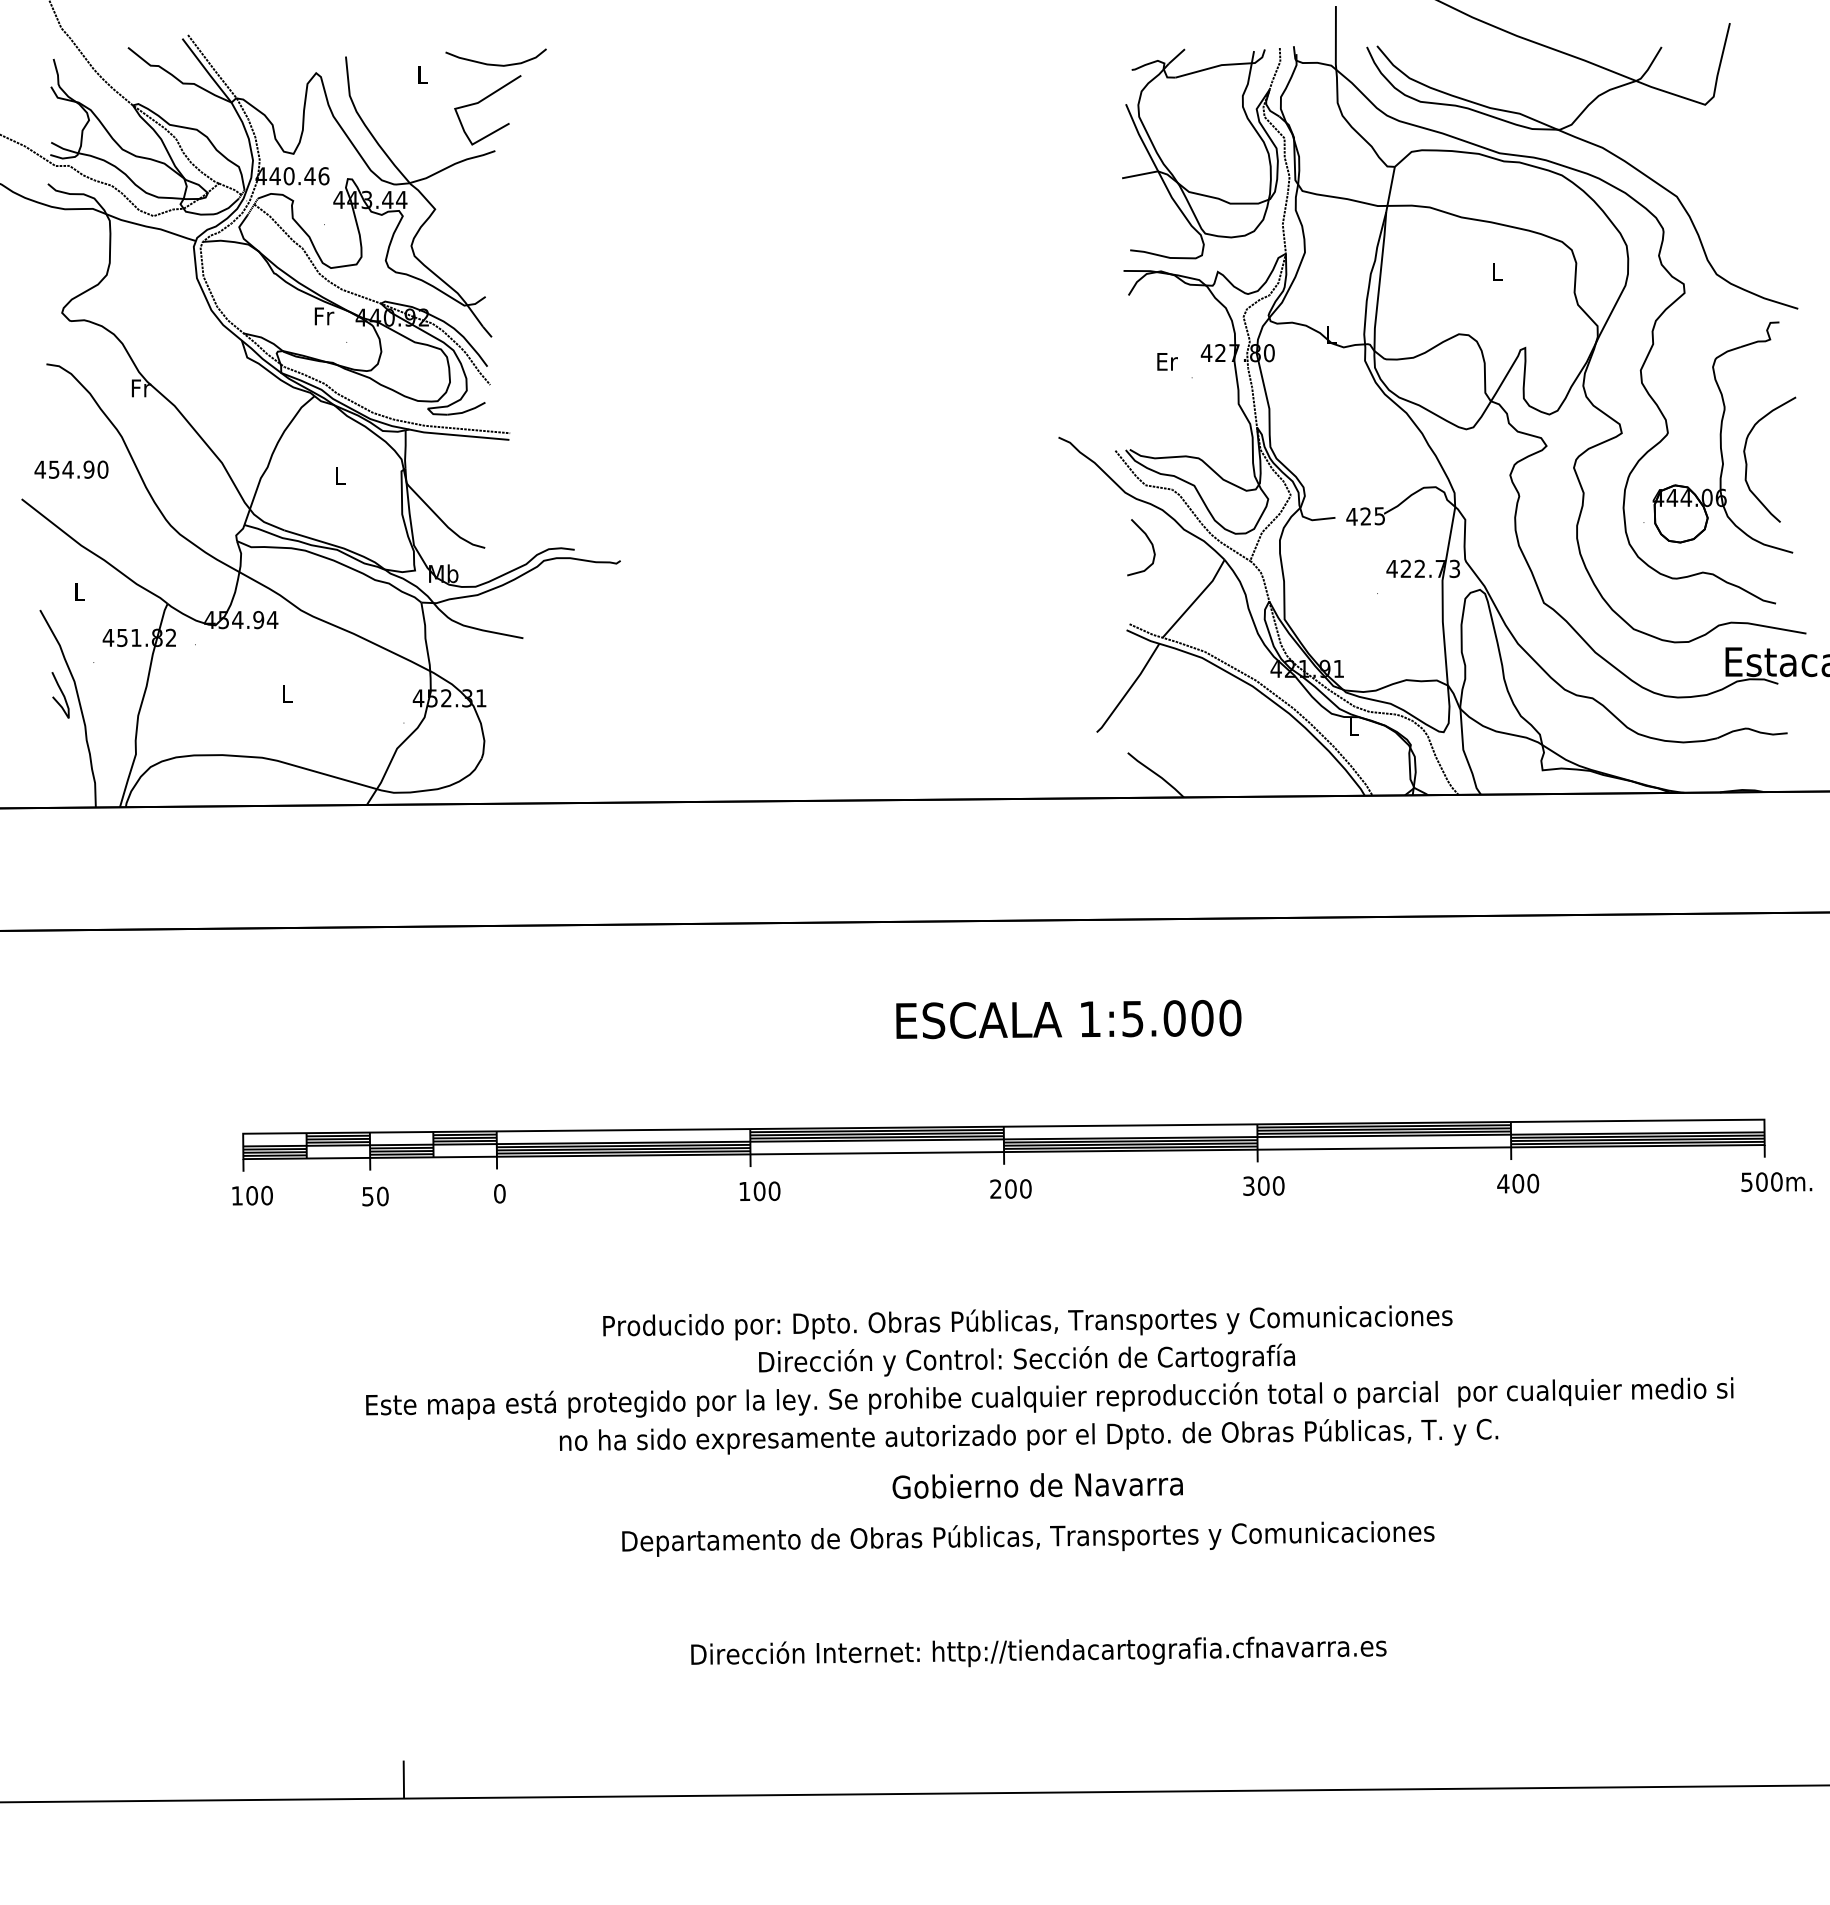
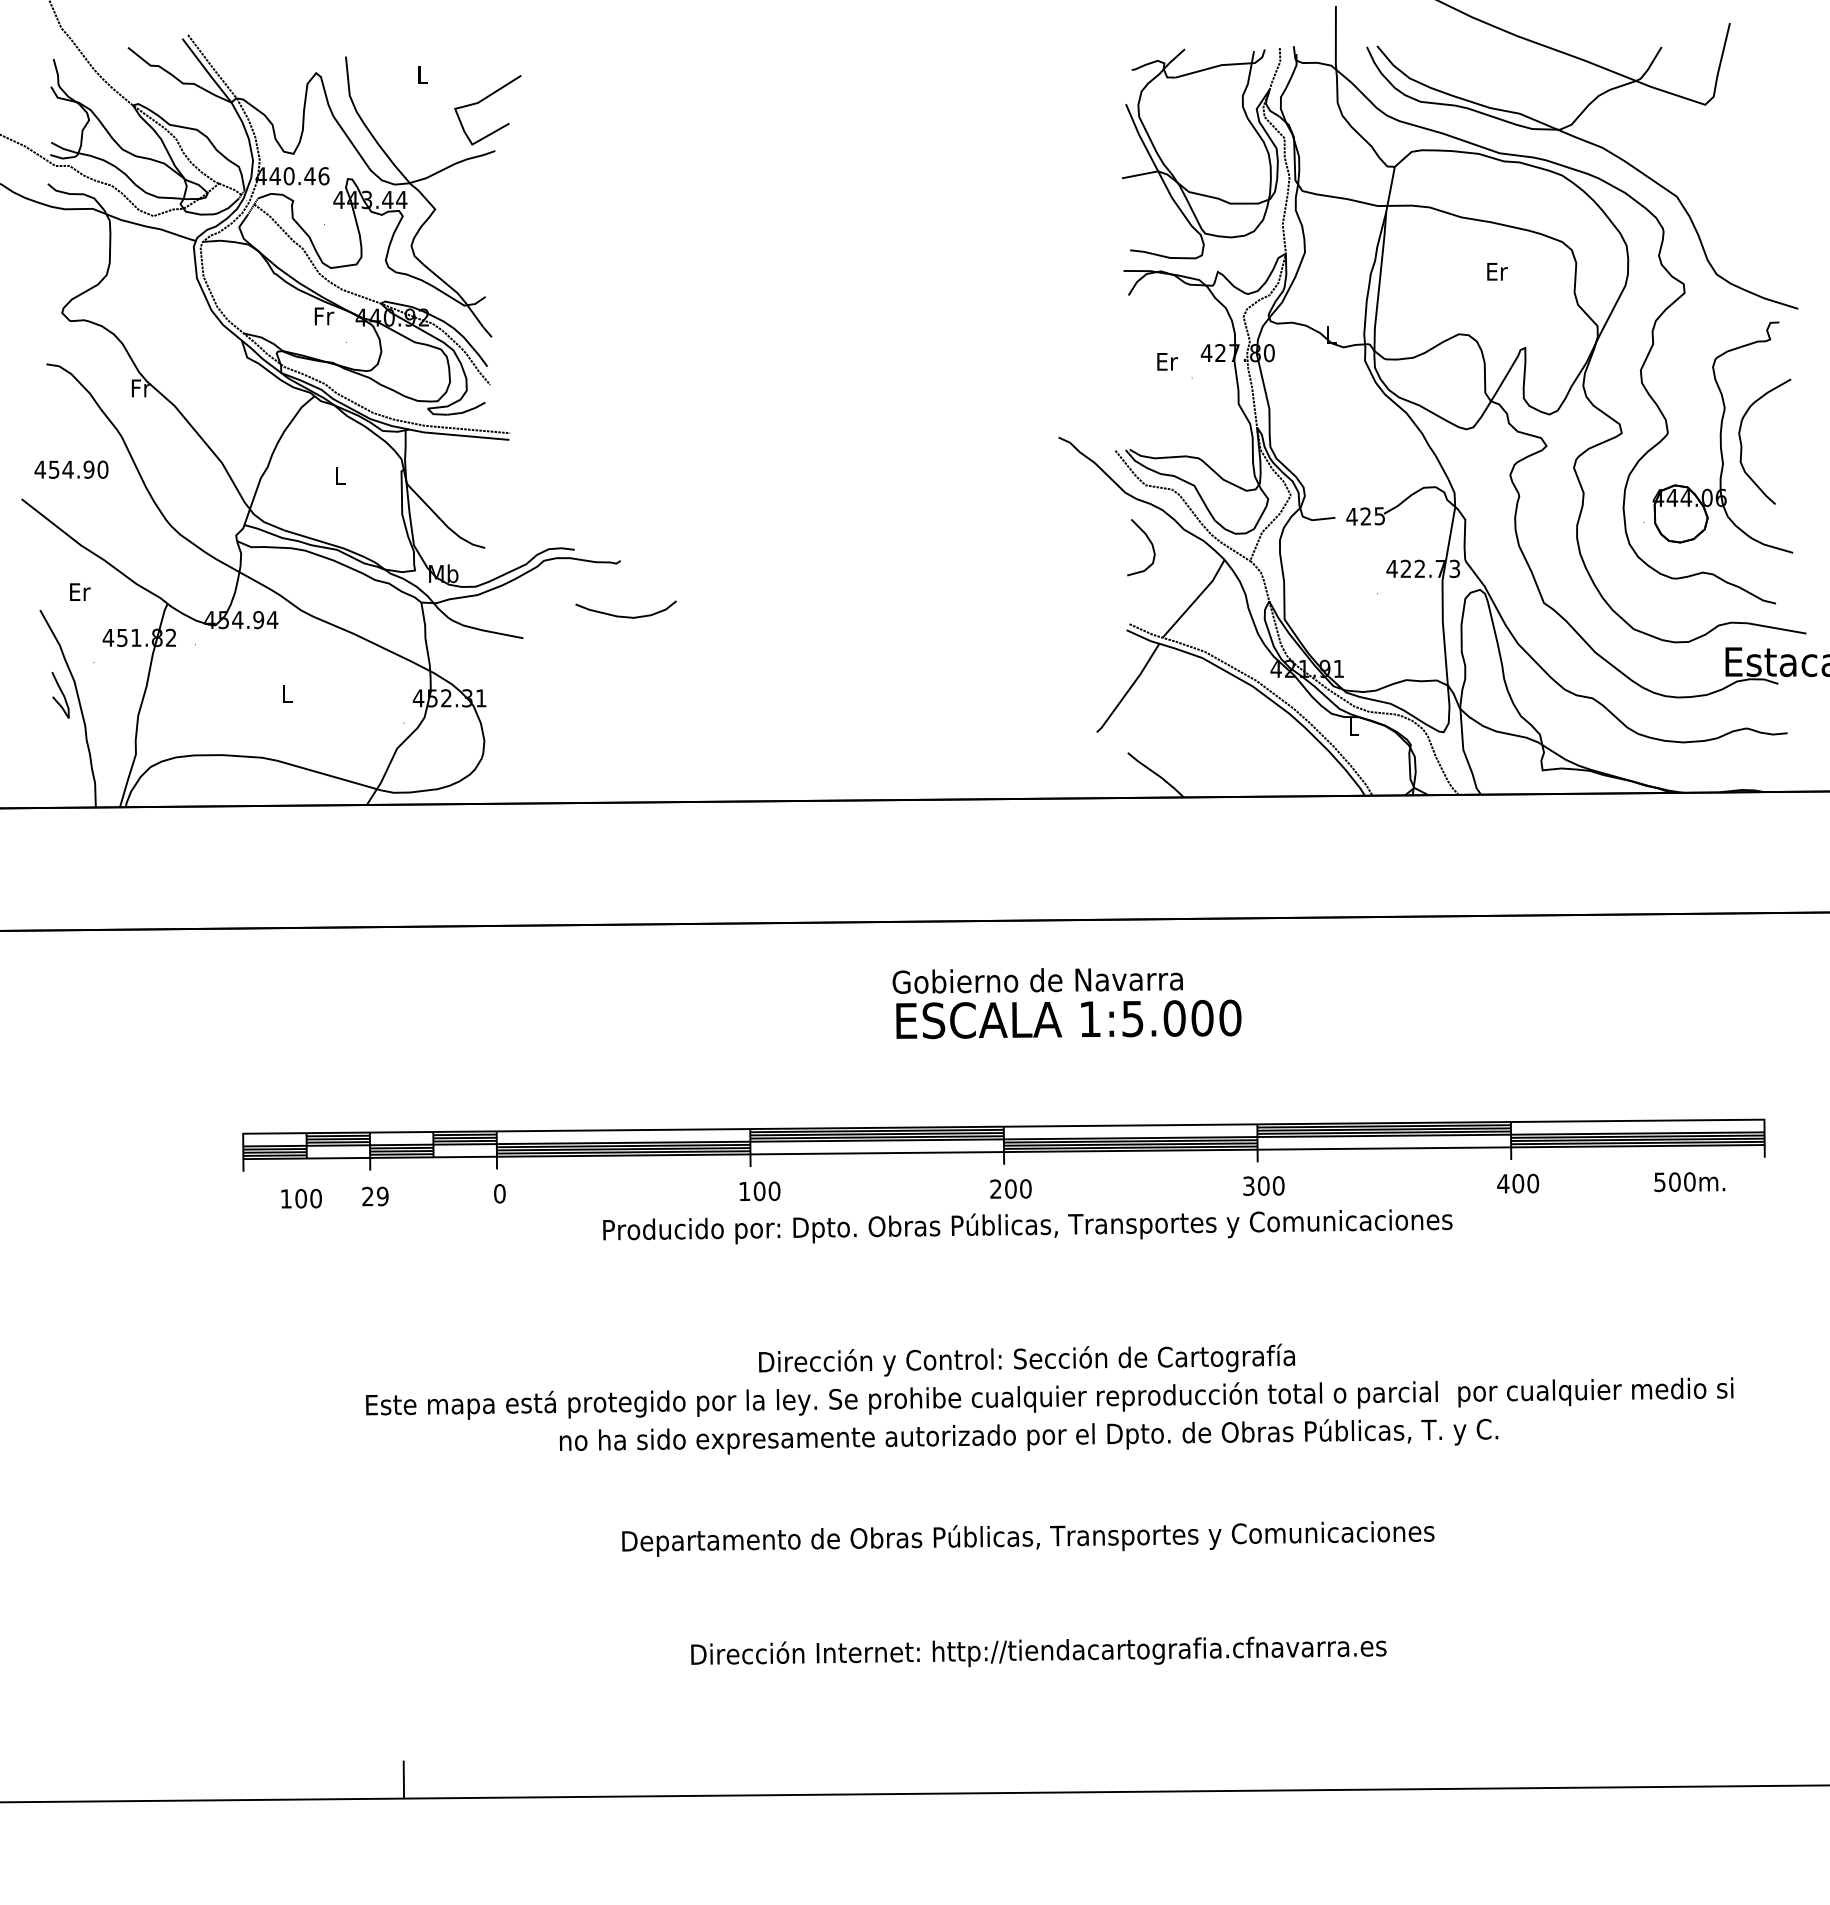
curve position: (495, 64) -> (625, 616) (625, 616)
text: L -> Er (1497, 271)
curve position: (1747, 463) -> (1742, 445) (1742, 445)
text: L -> Er (80, 591)
text position: (1776, 1182) -> (1689, 1182) (1689, 1182)
text position: (252, 1195) -> (301, 1198) (301, 1198)
text: 50 -> 29 (375, 1196)
text position: (1027, 1322) -> (1027, 1226) (1027, 1226)
text position: (1037, 1485) -> (1037, 980) (1037, 980)
